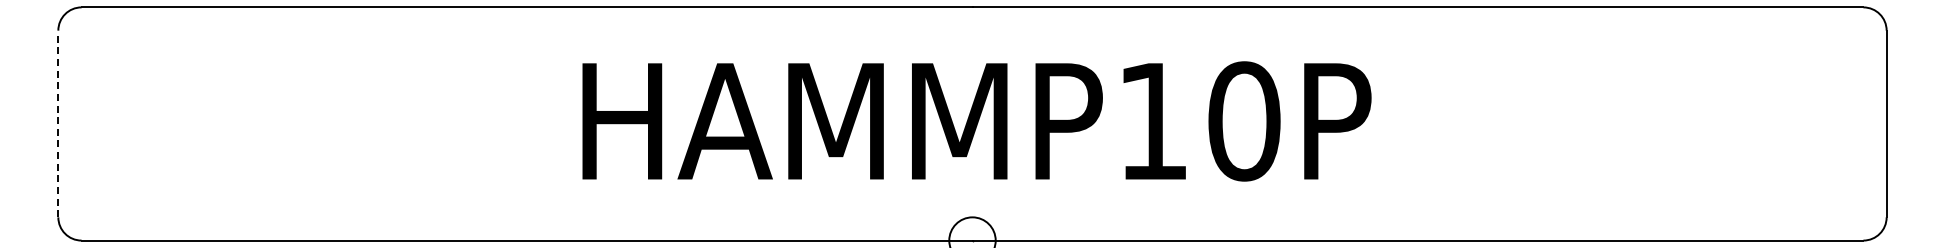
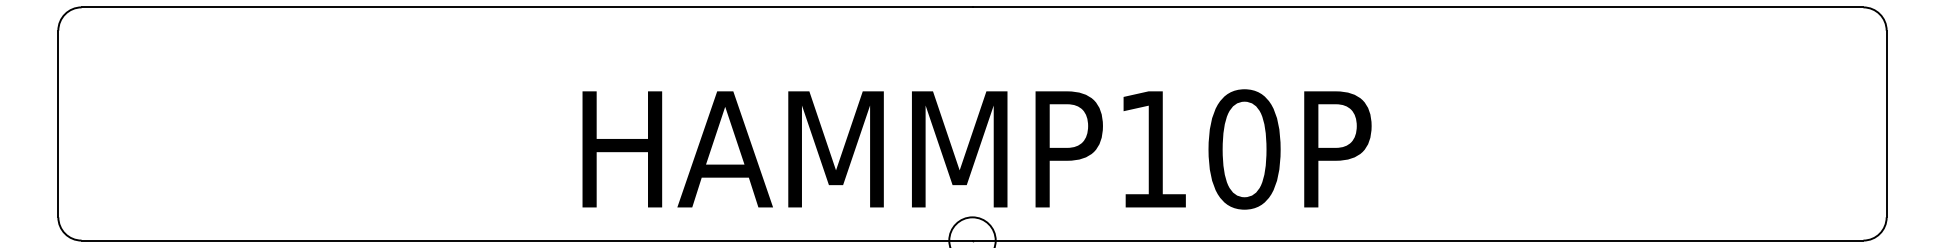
text position: (976, 121) -> (976, 149) (976, 149)
line: dashed -> solid (58, 123)
